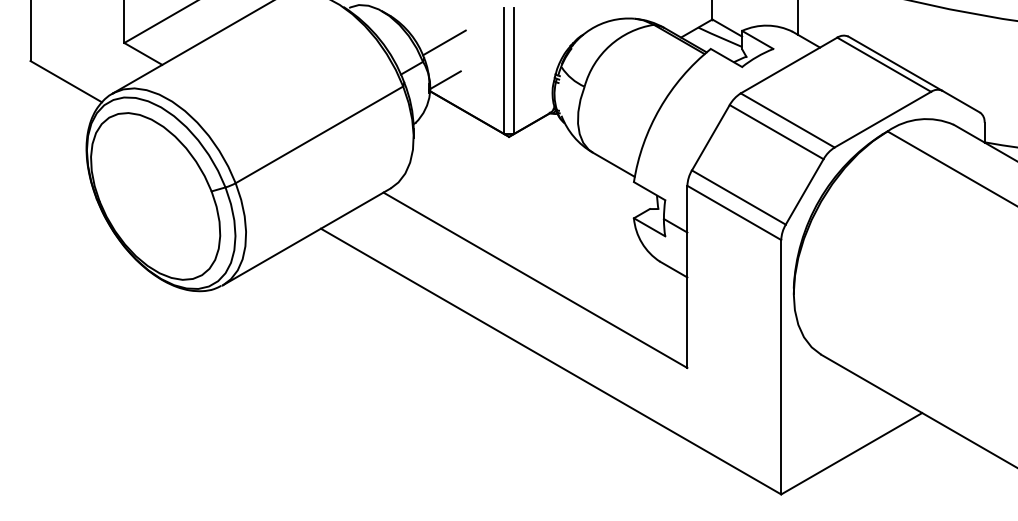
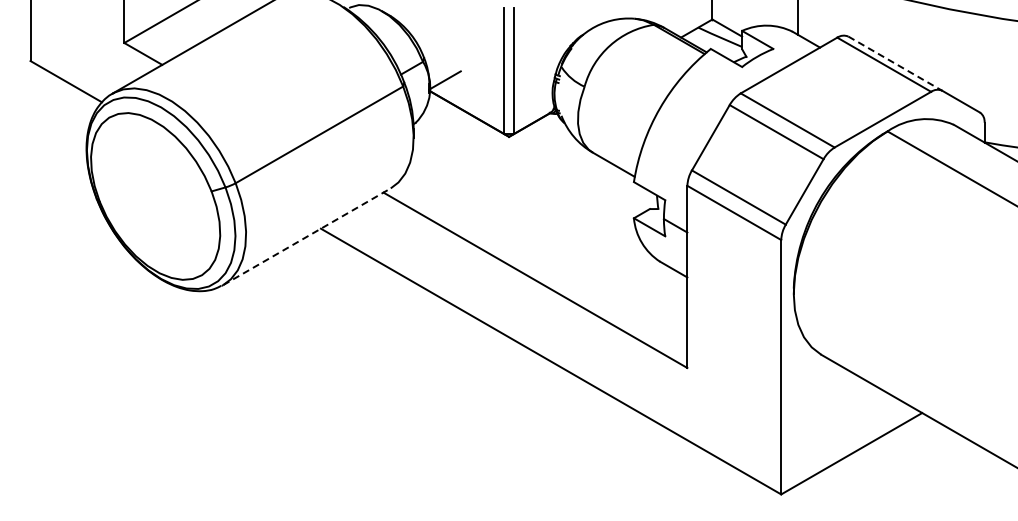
line: present -> none (444, 42)
line: solid -> dashed (895, 63)
line: solid -> dashed (307, 236)
